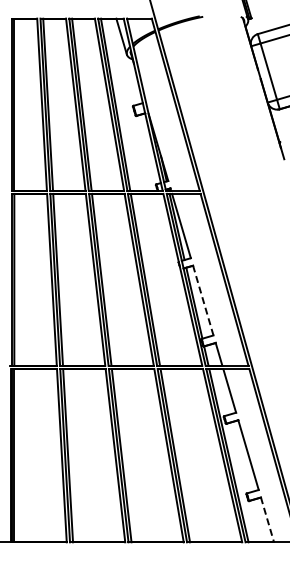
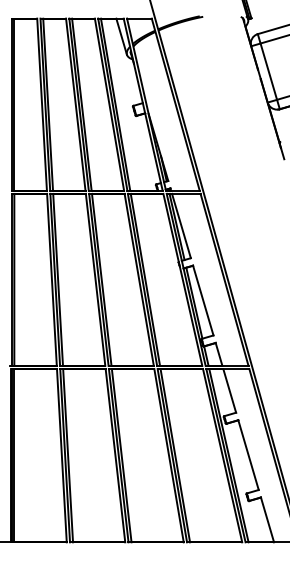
line: dashed -> solid (203, 300)
line: dashed -> solid (267, 520)
